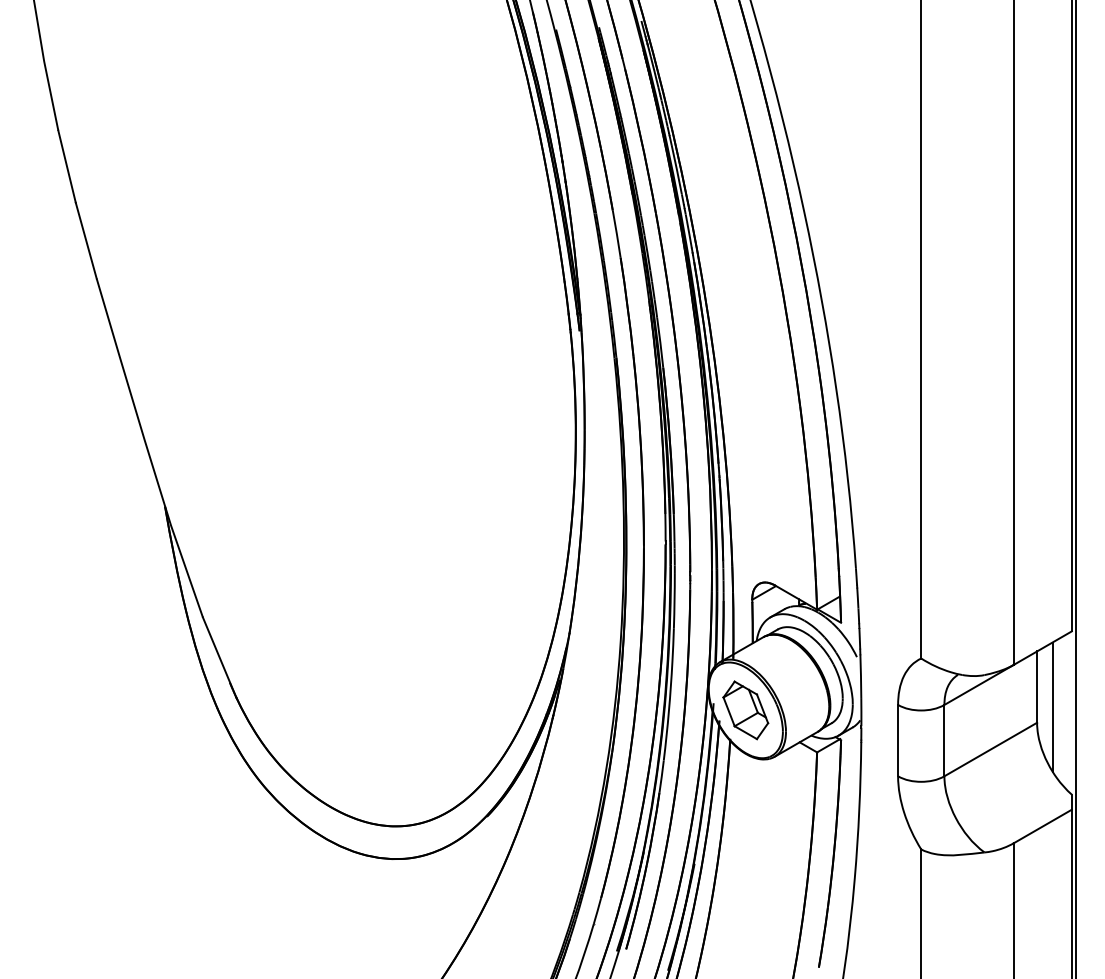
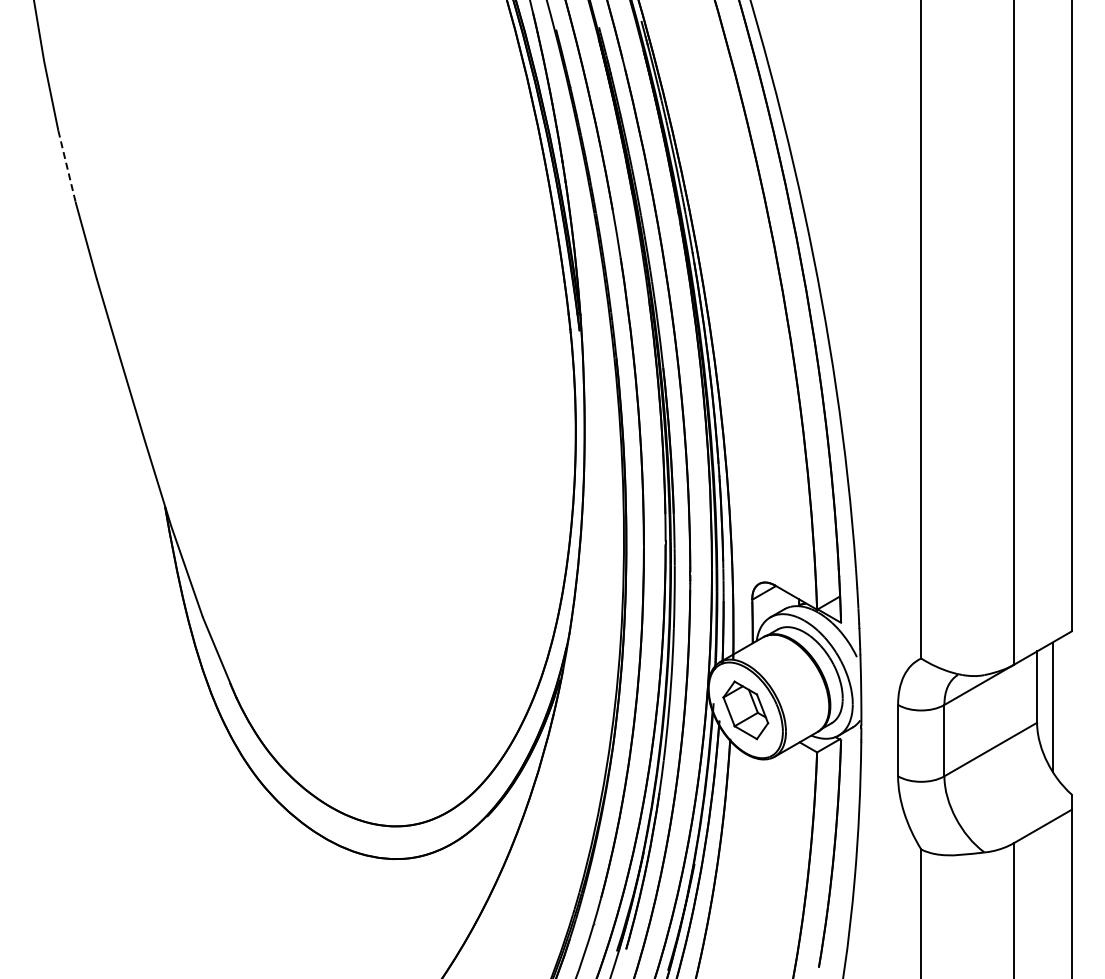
line: solid -> dashed (67, 167)
line: present -> none (1075, 488)
